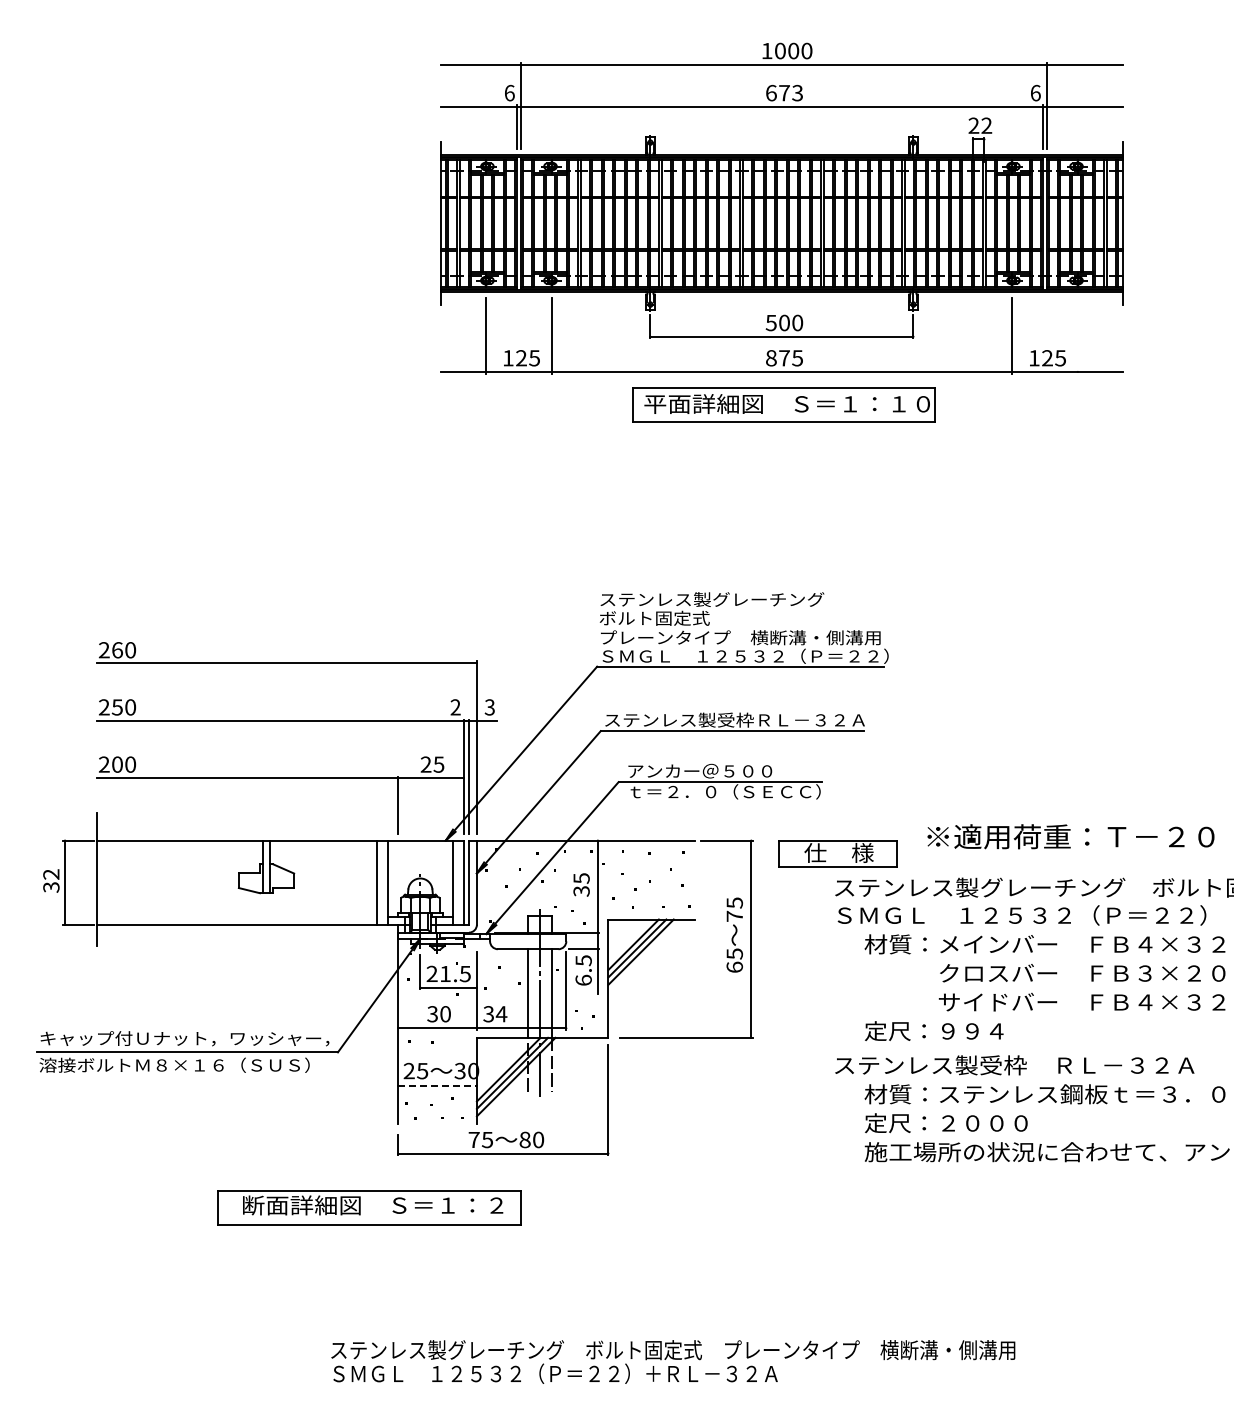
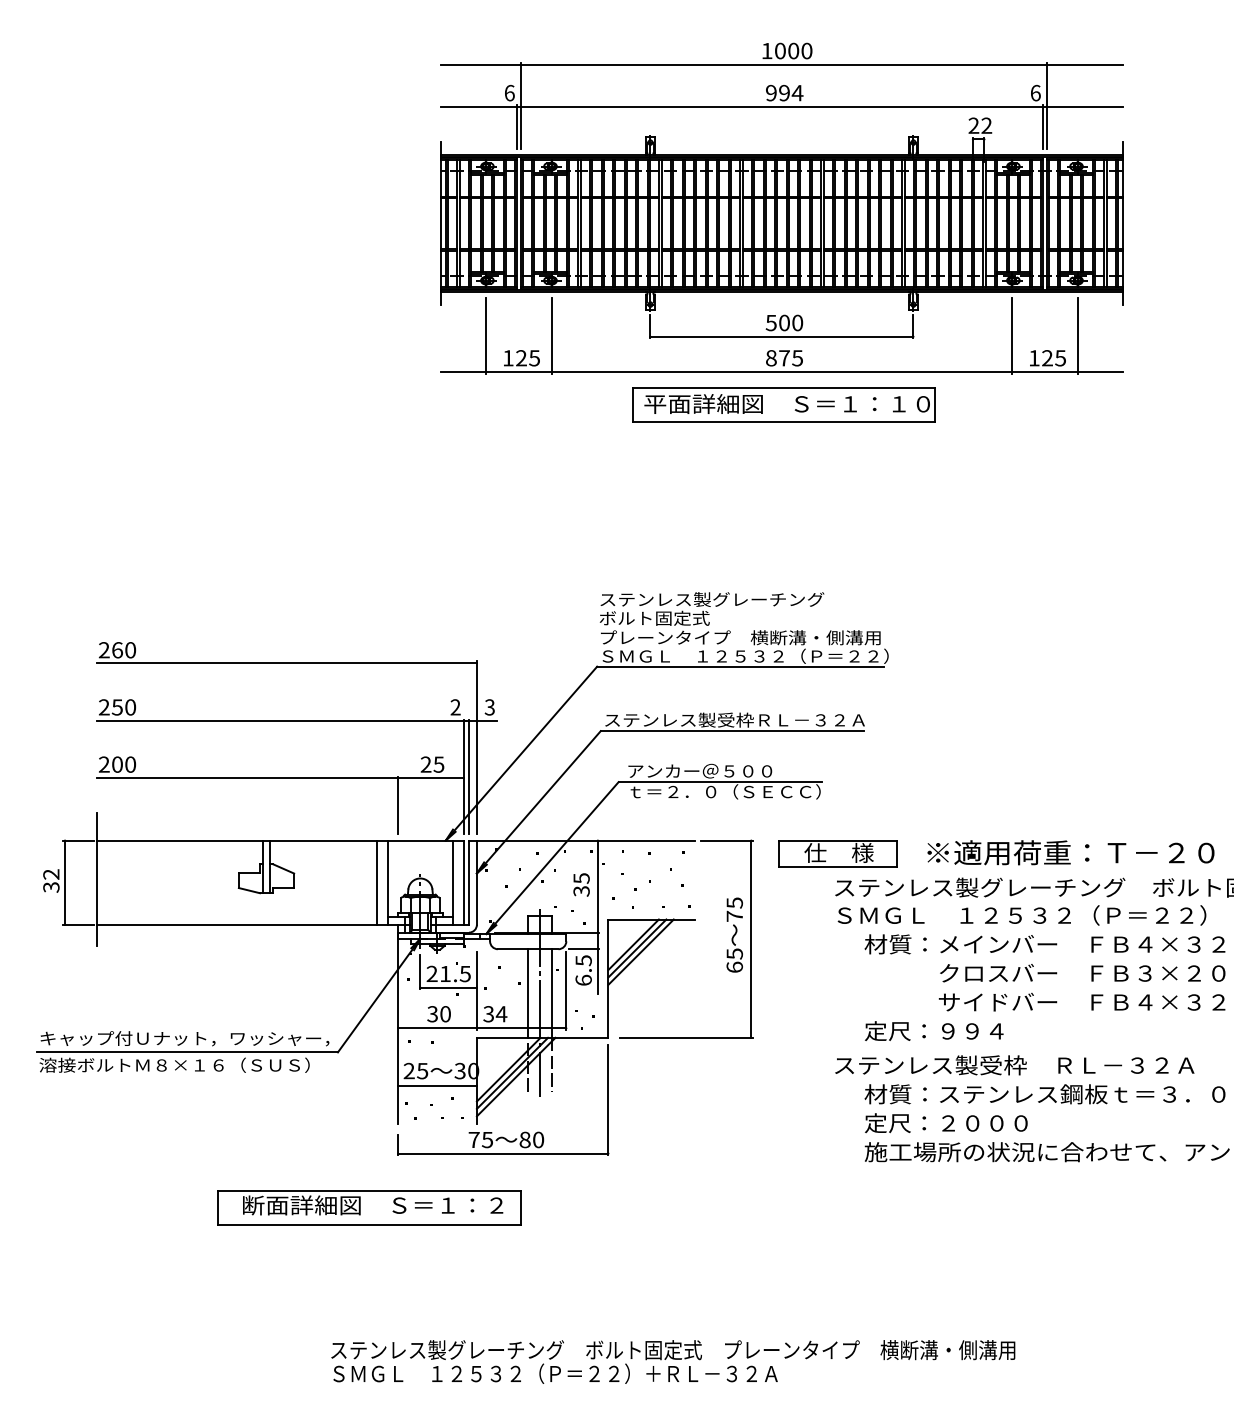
text: 673 -> 994 (784, 92)
line: none -> present (1077, 335)
text position: (1070, 836) -> (1070, 852) (1070, 852)
line: dashed -> solid (437, 1085)
